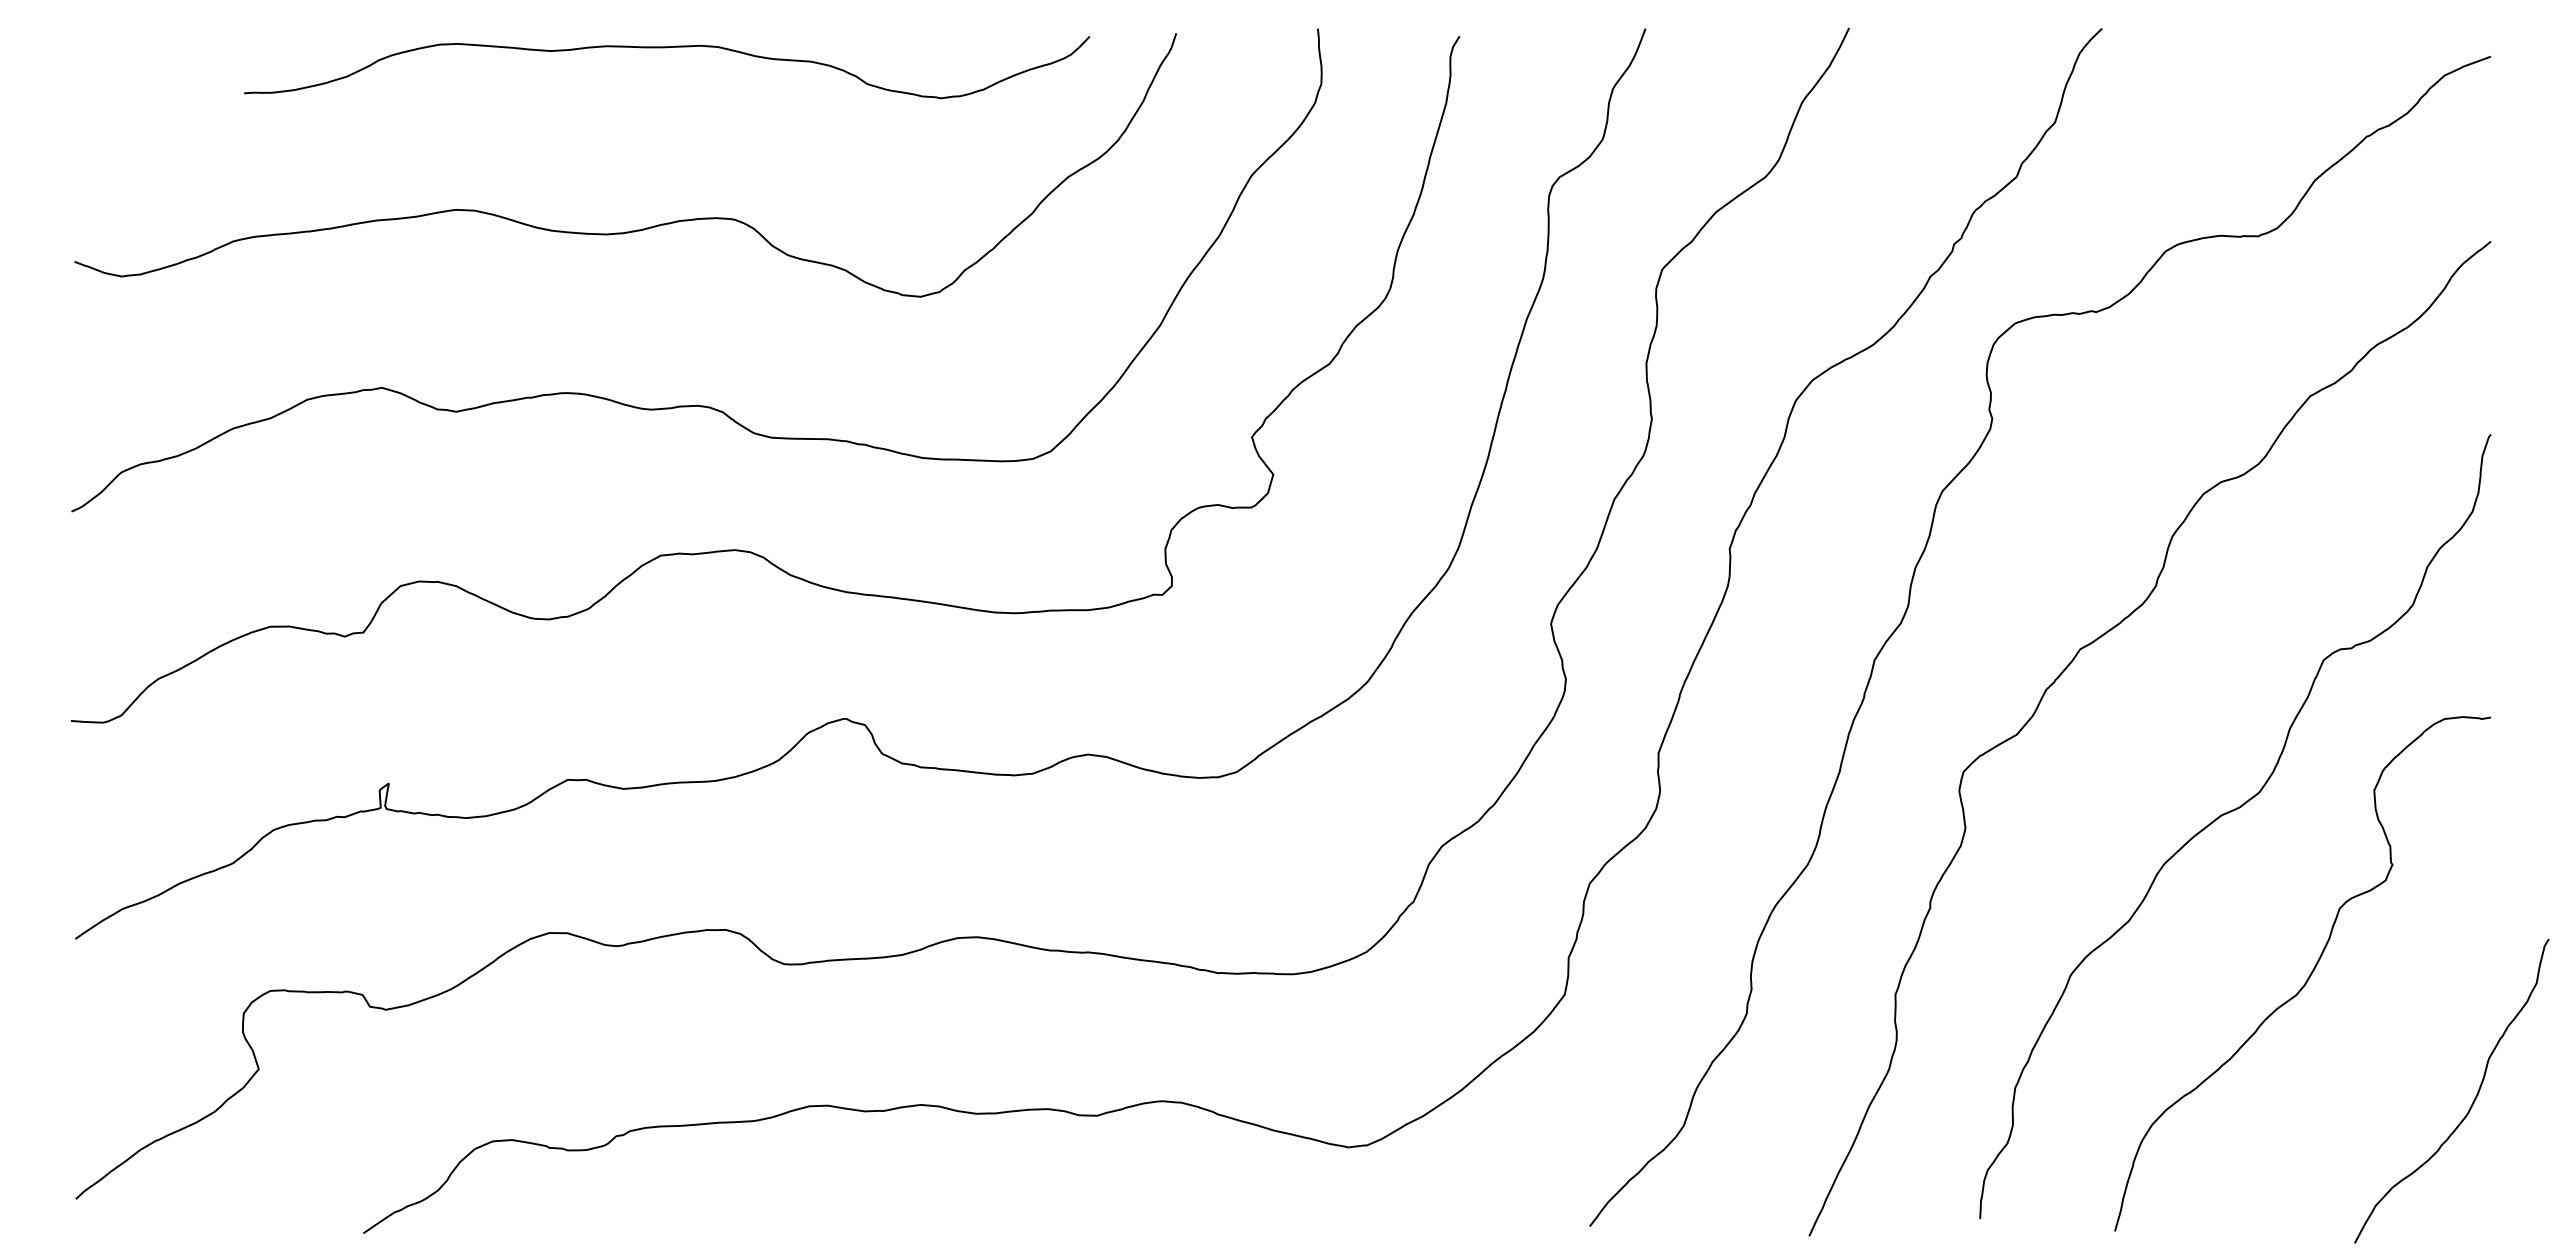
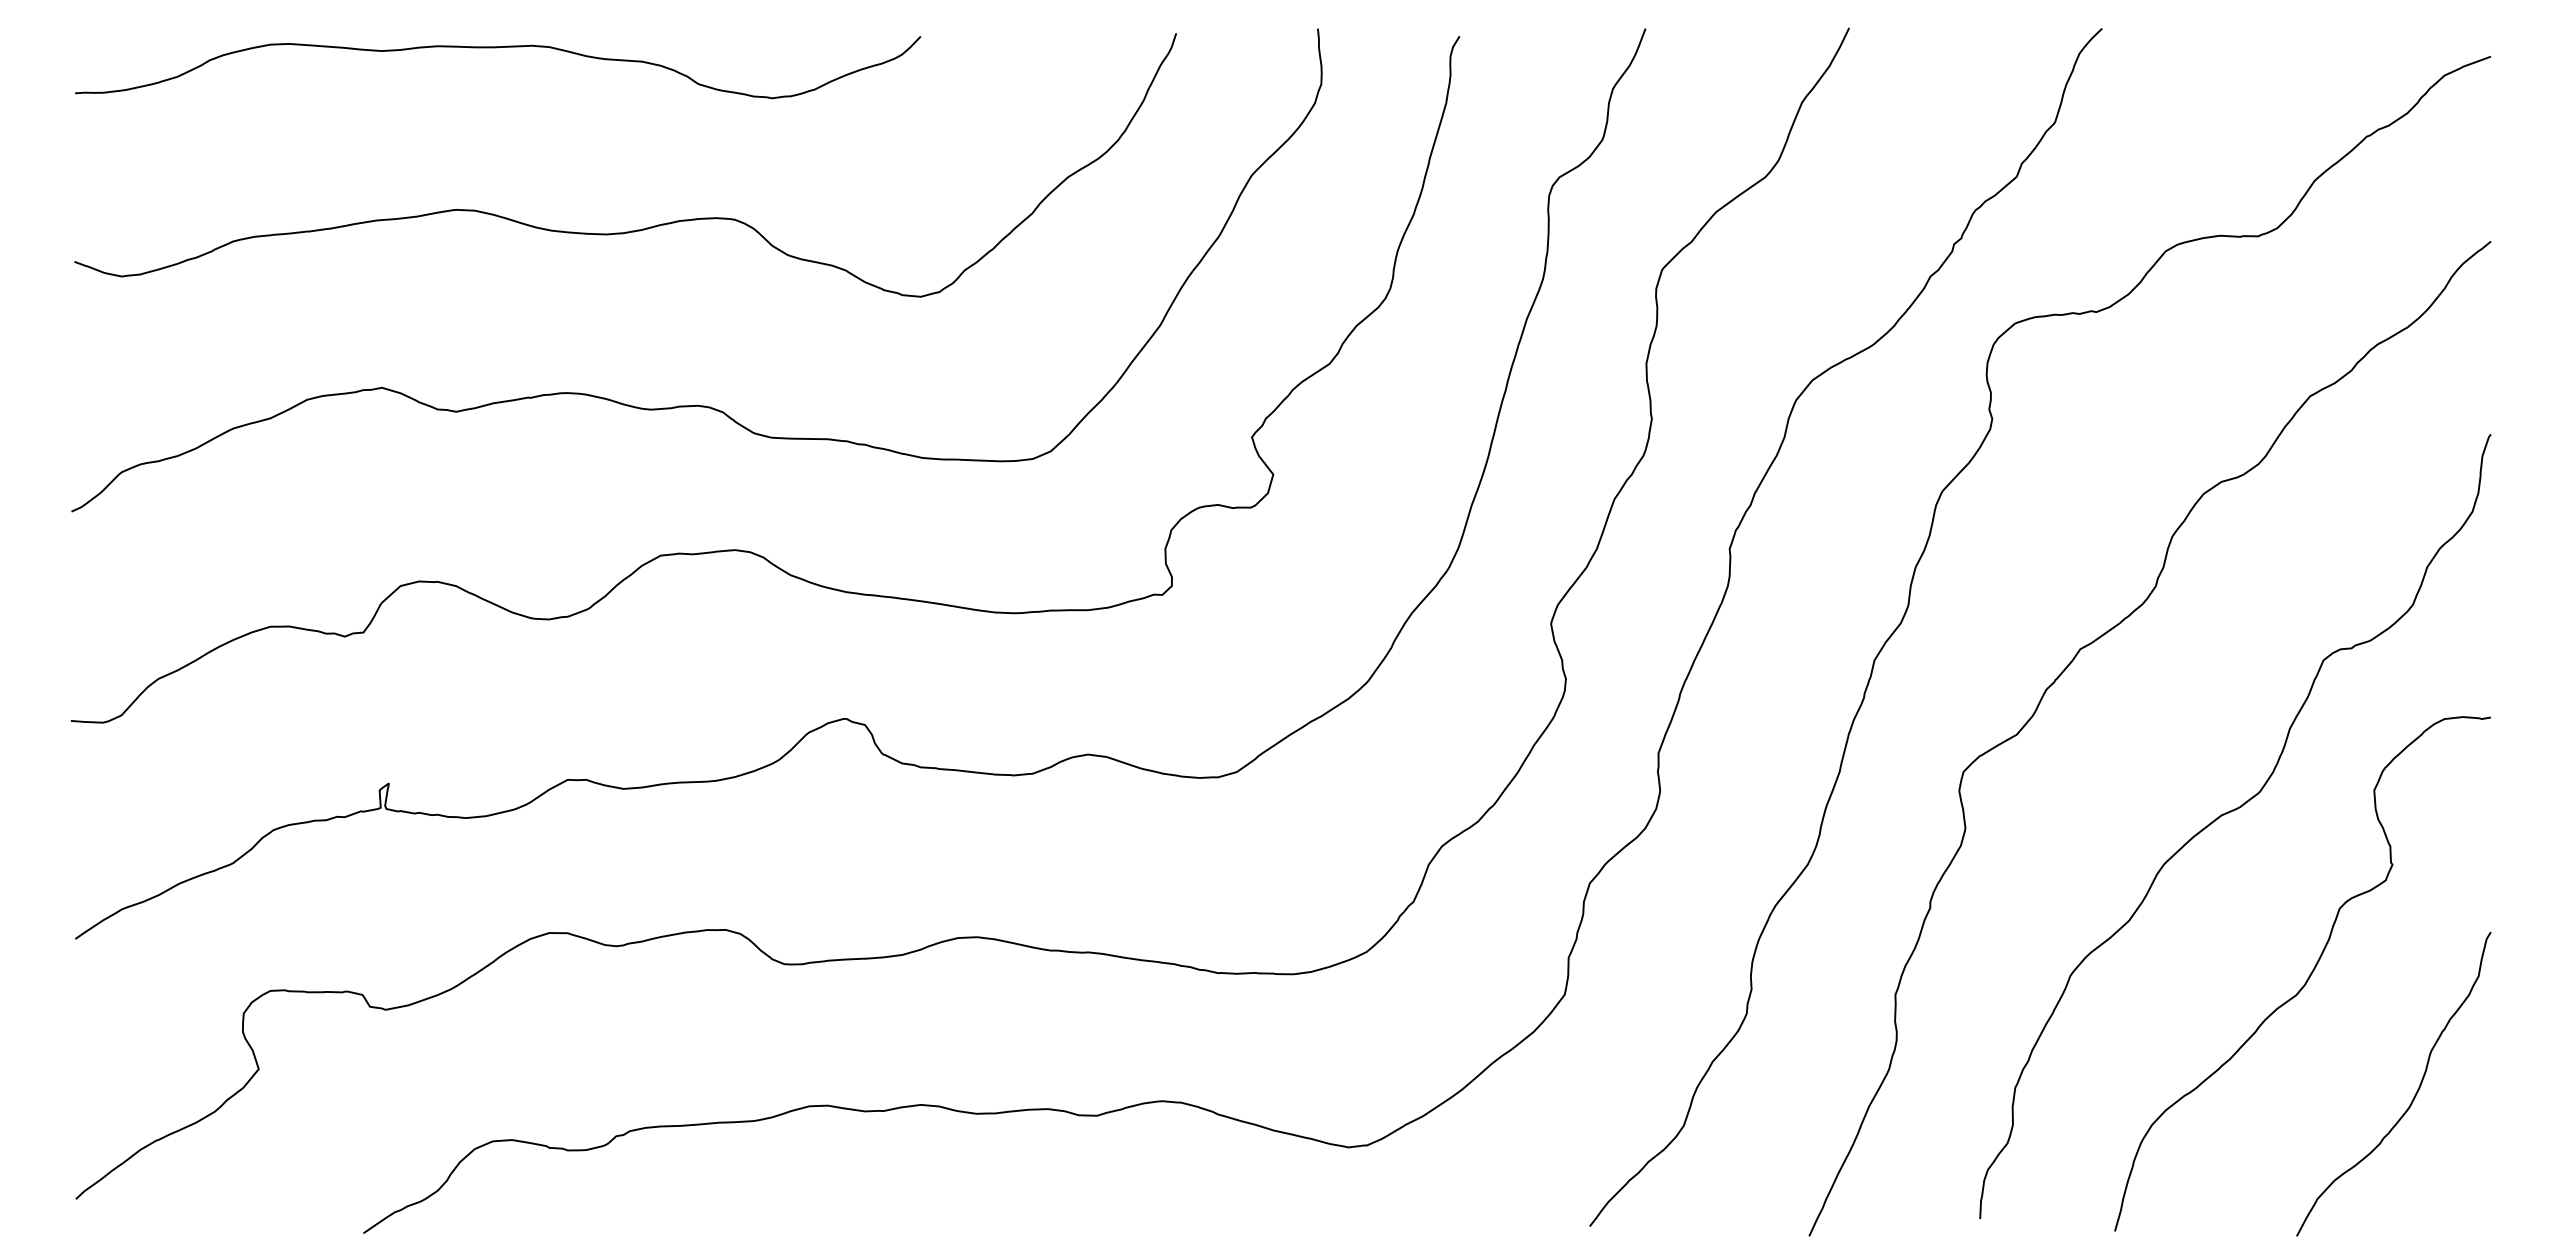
curve position: (666, 48) -> (497, 48) (497, 48)
curve position: (2473, 1100) -> (2415, 1093) (2415, 1093)
